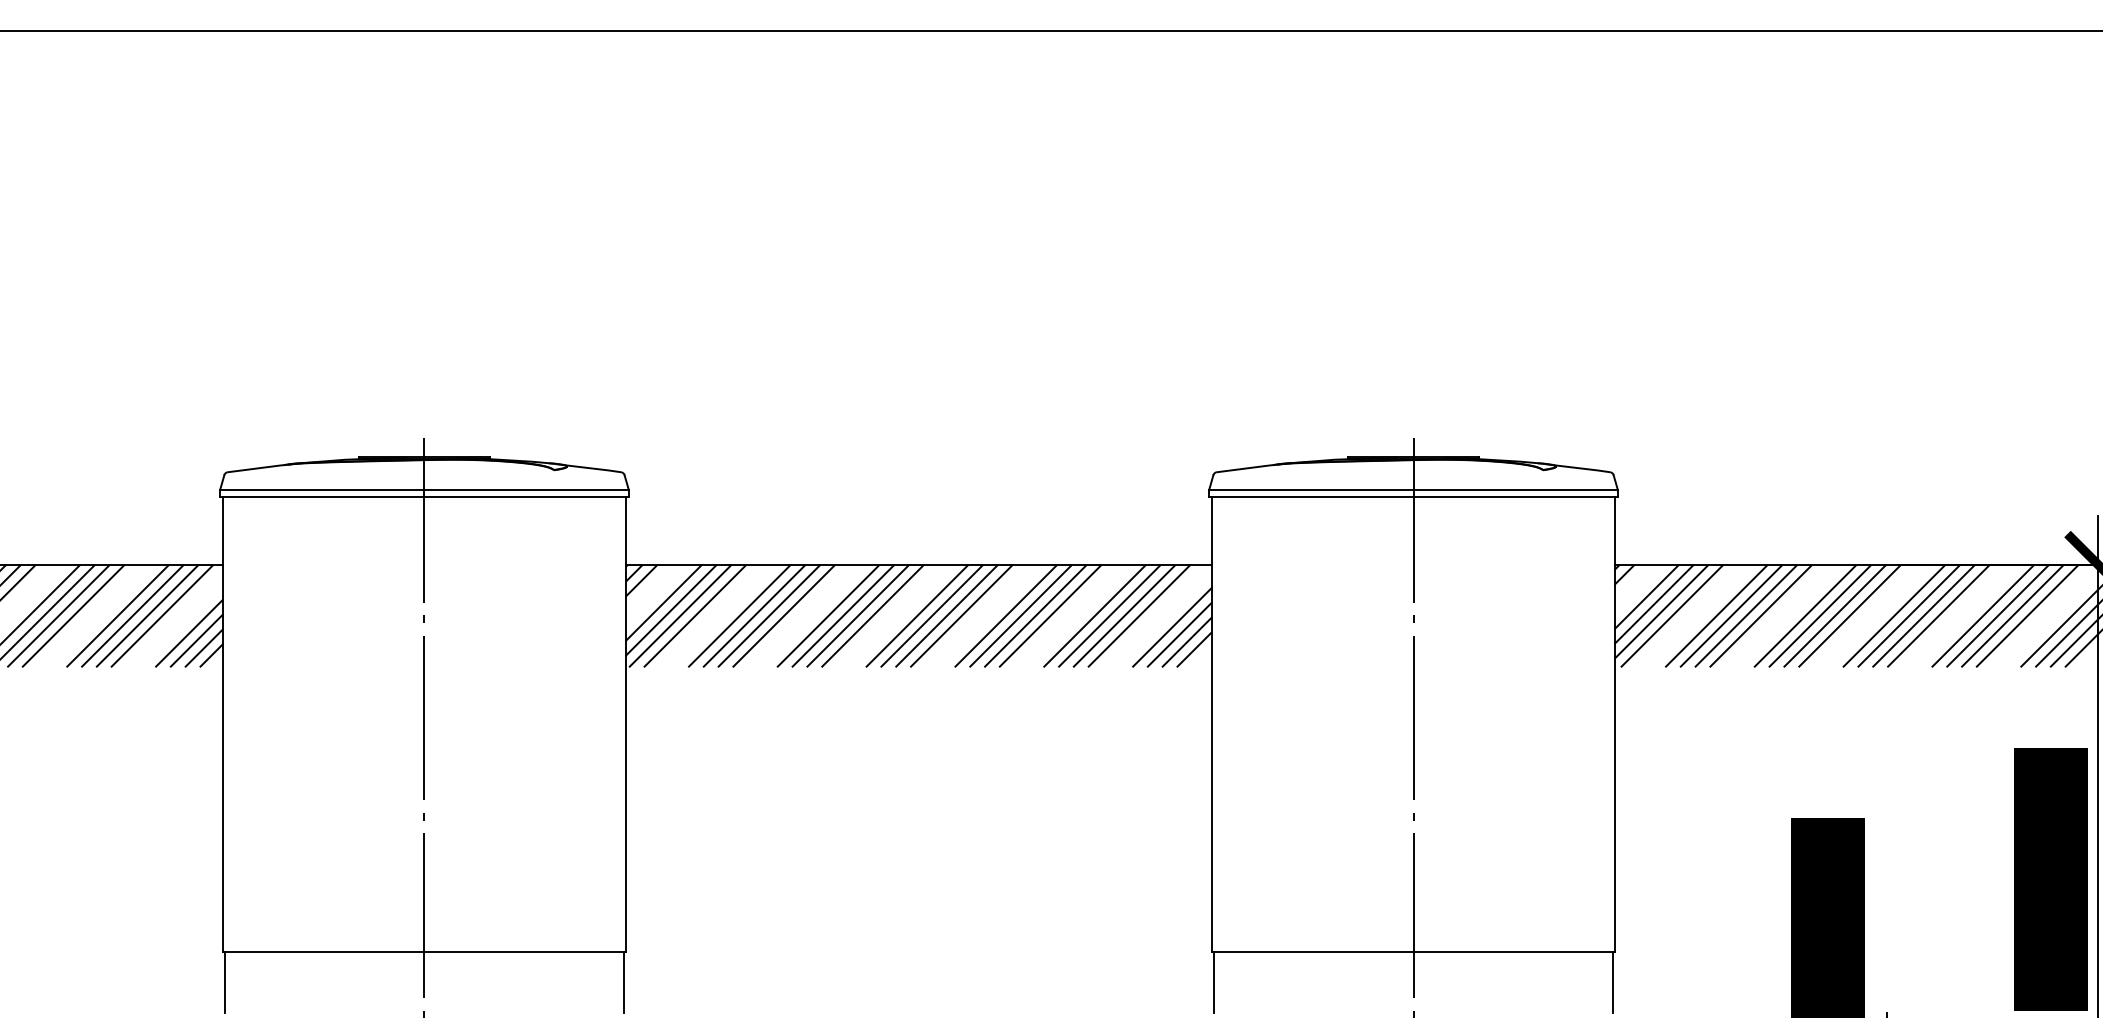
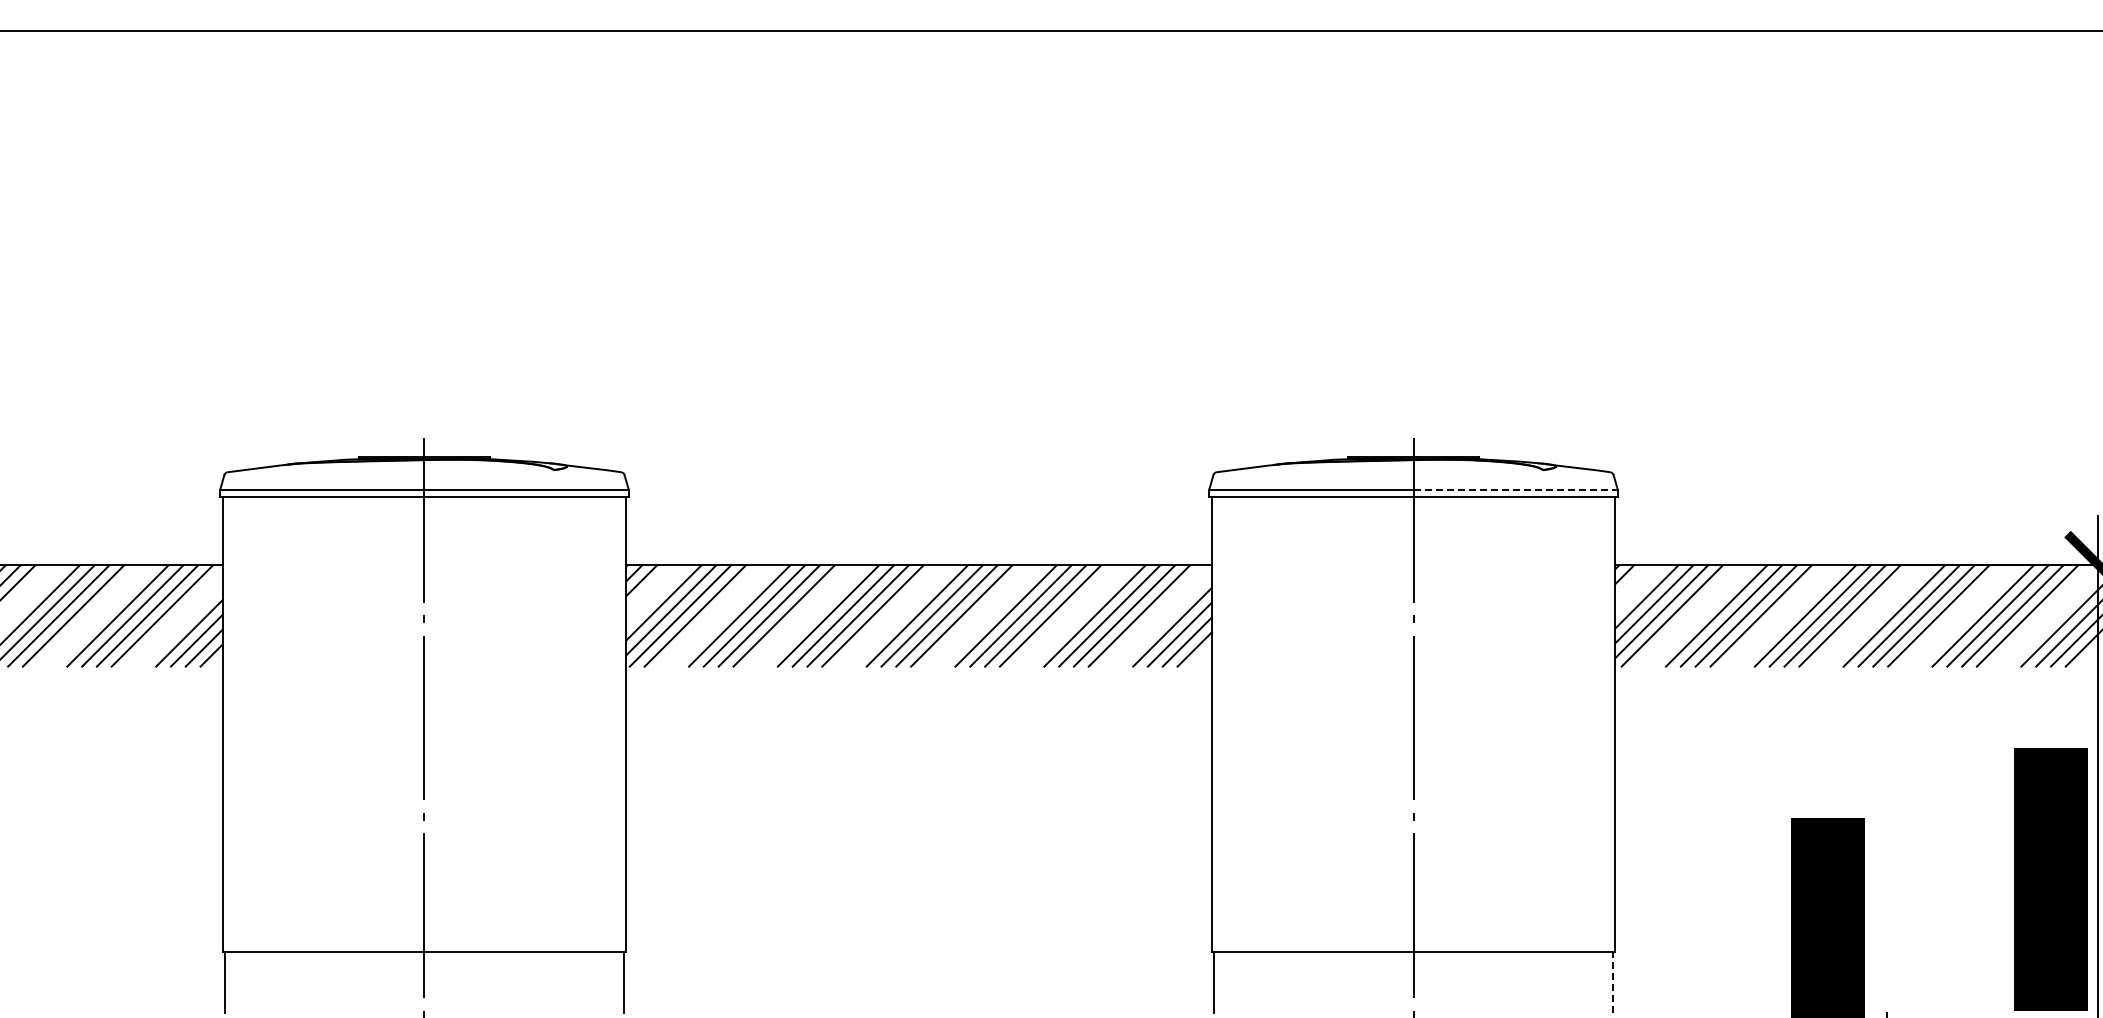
line: solid -> dashed (1516, 490)
line: solid -> dashed (1612, 981)
